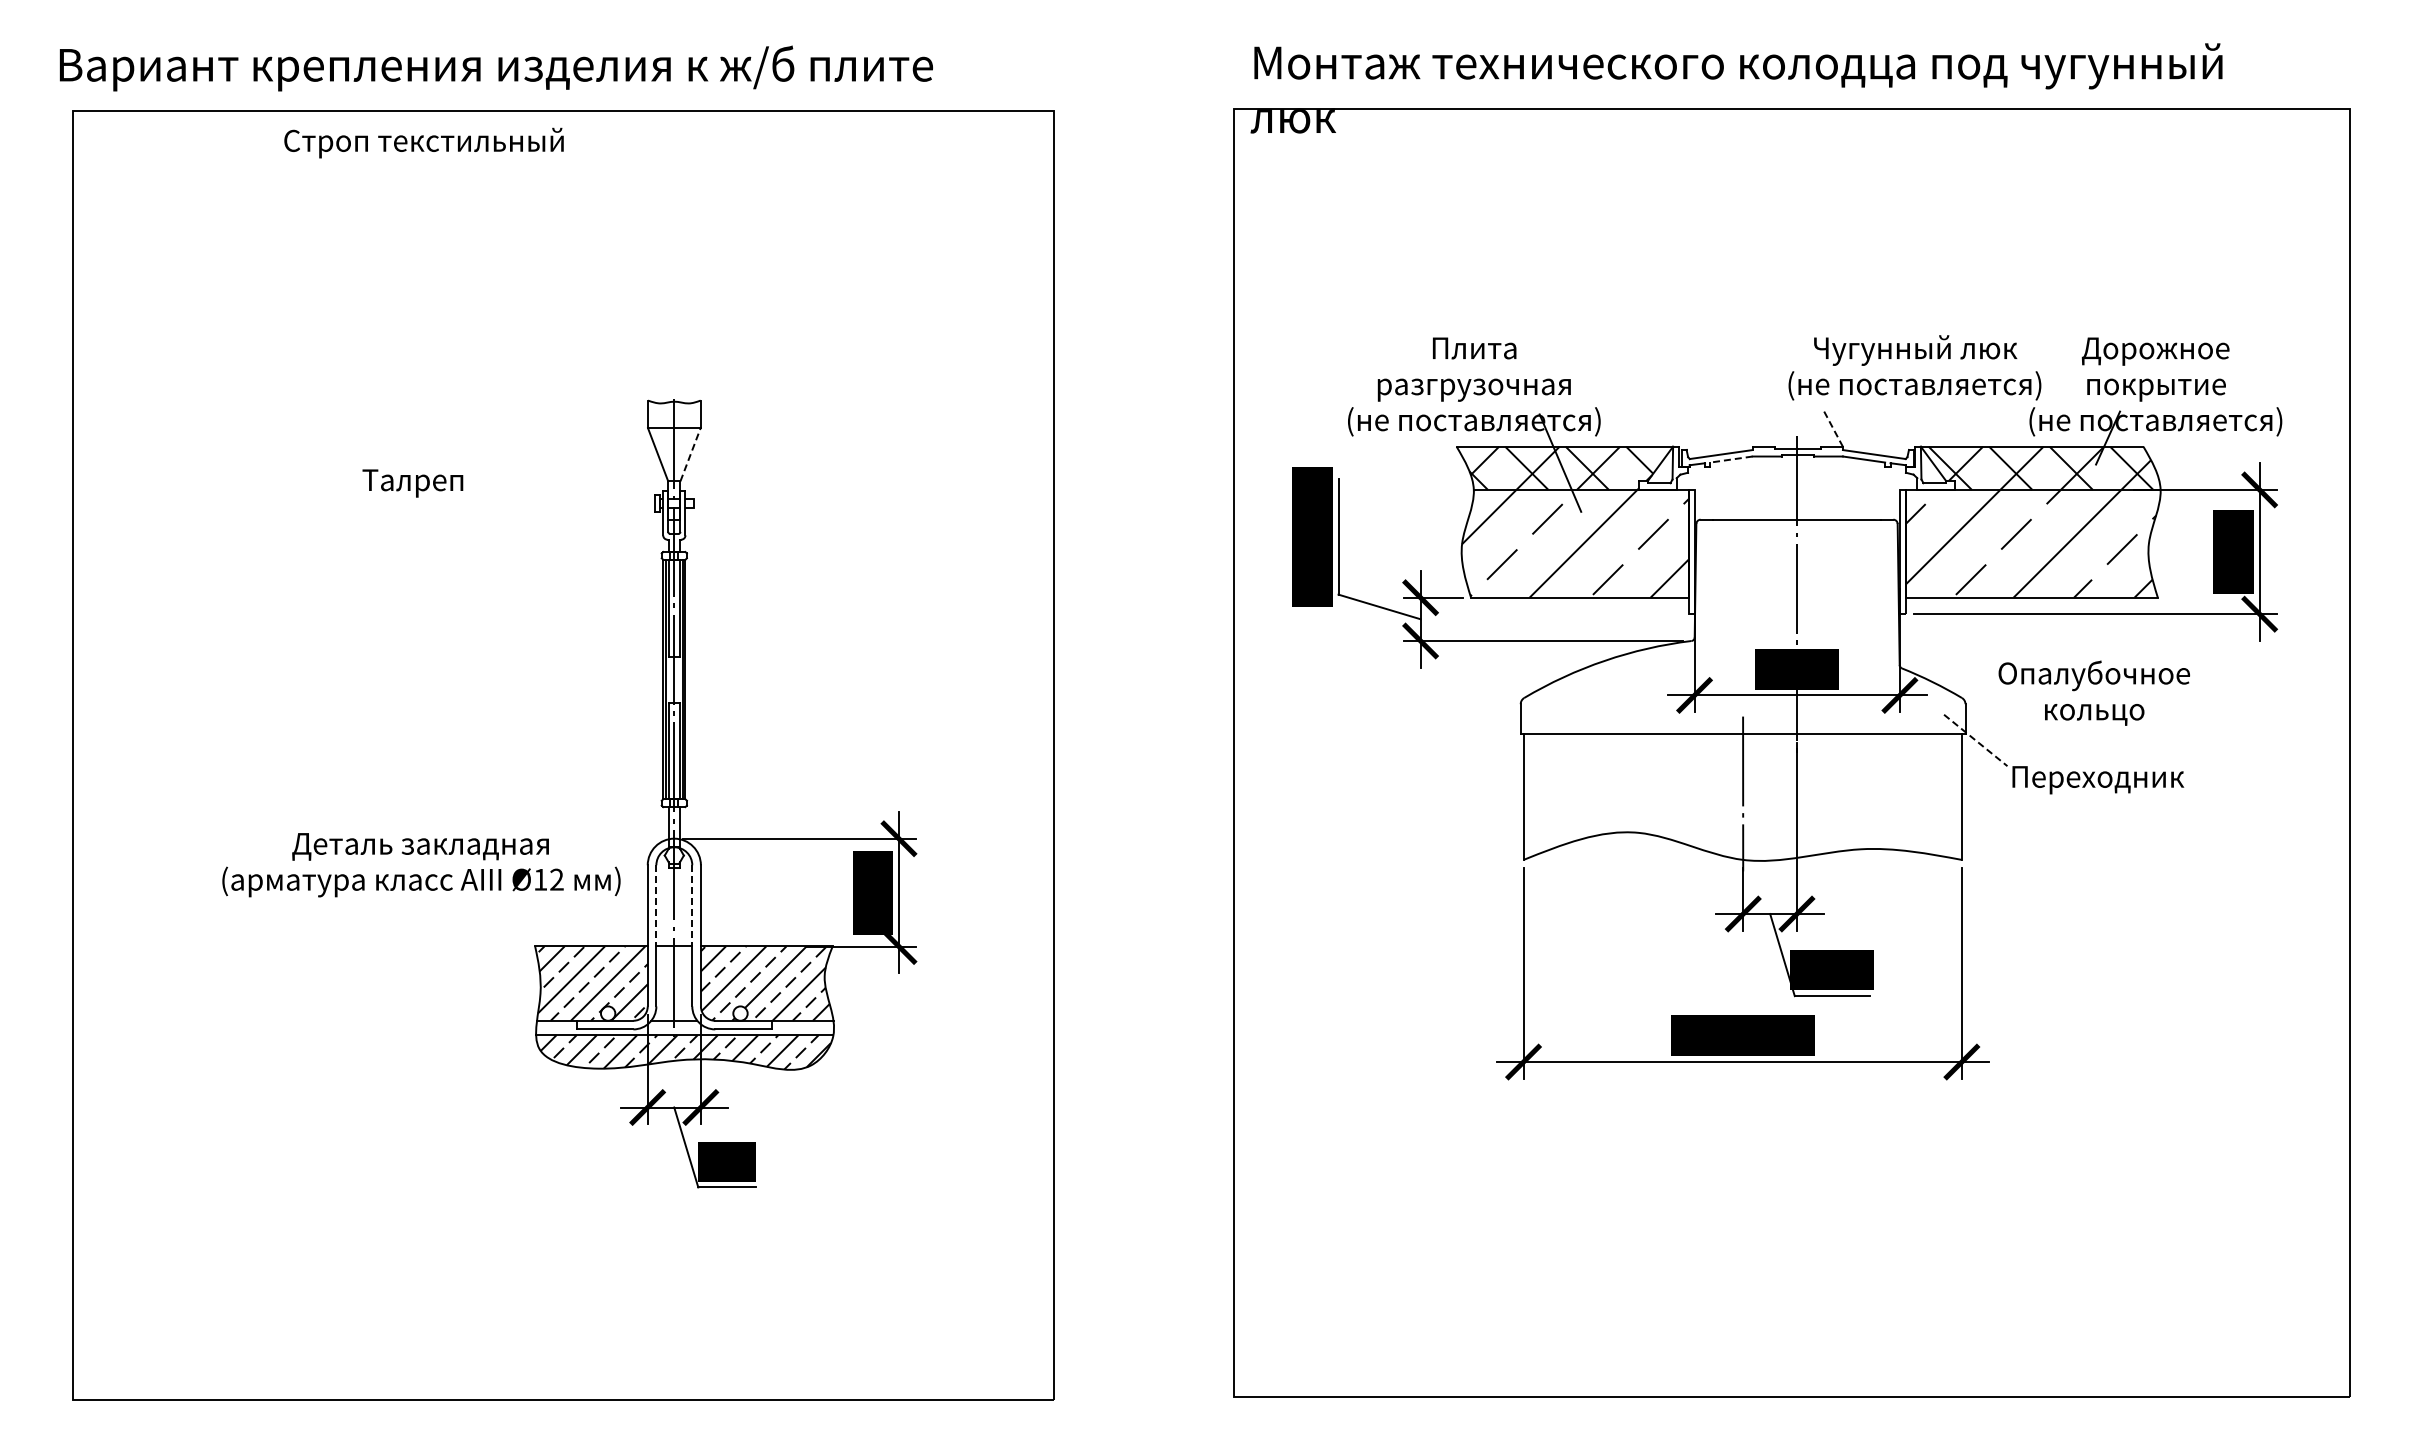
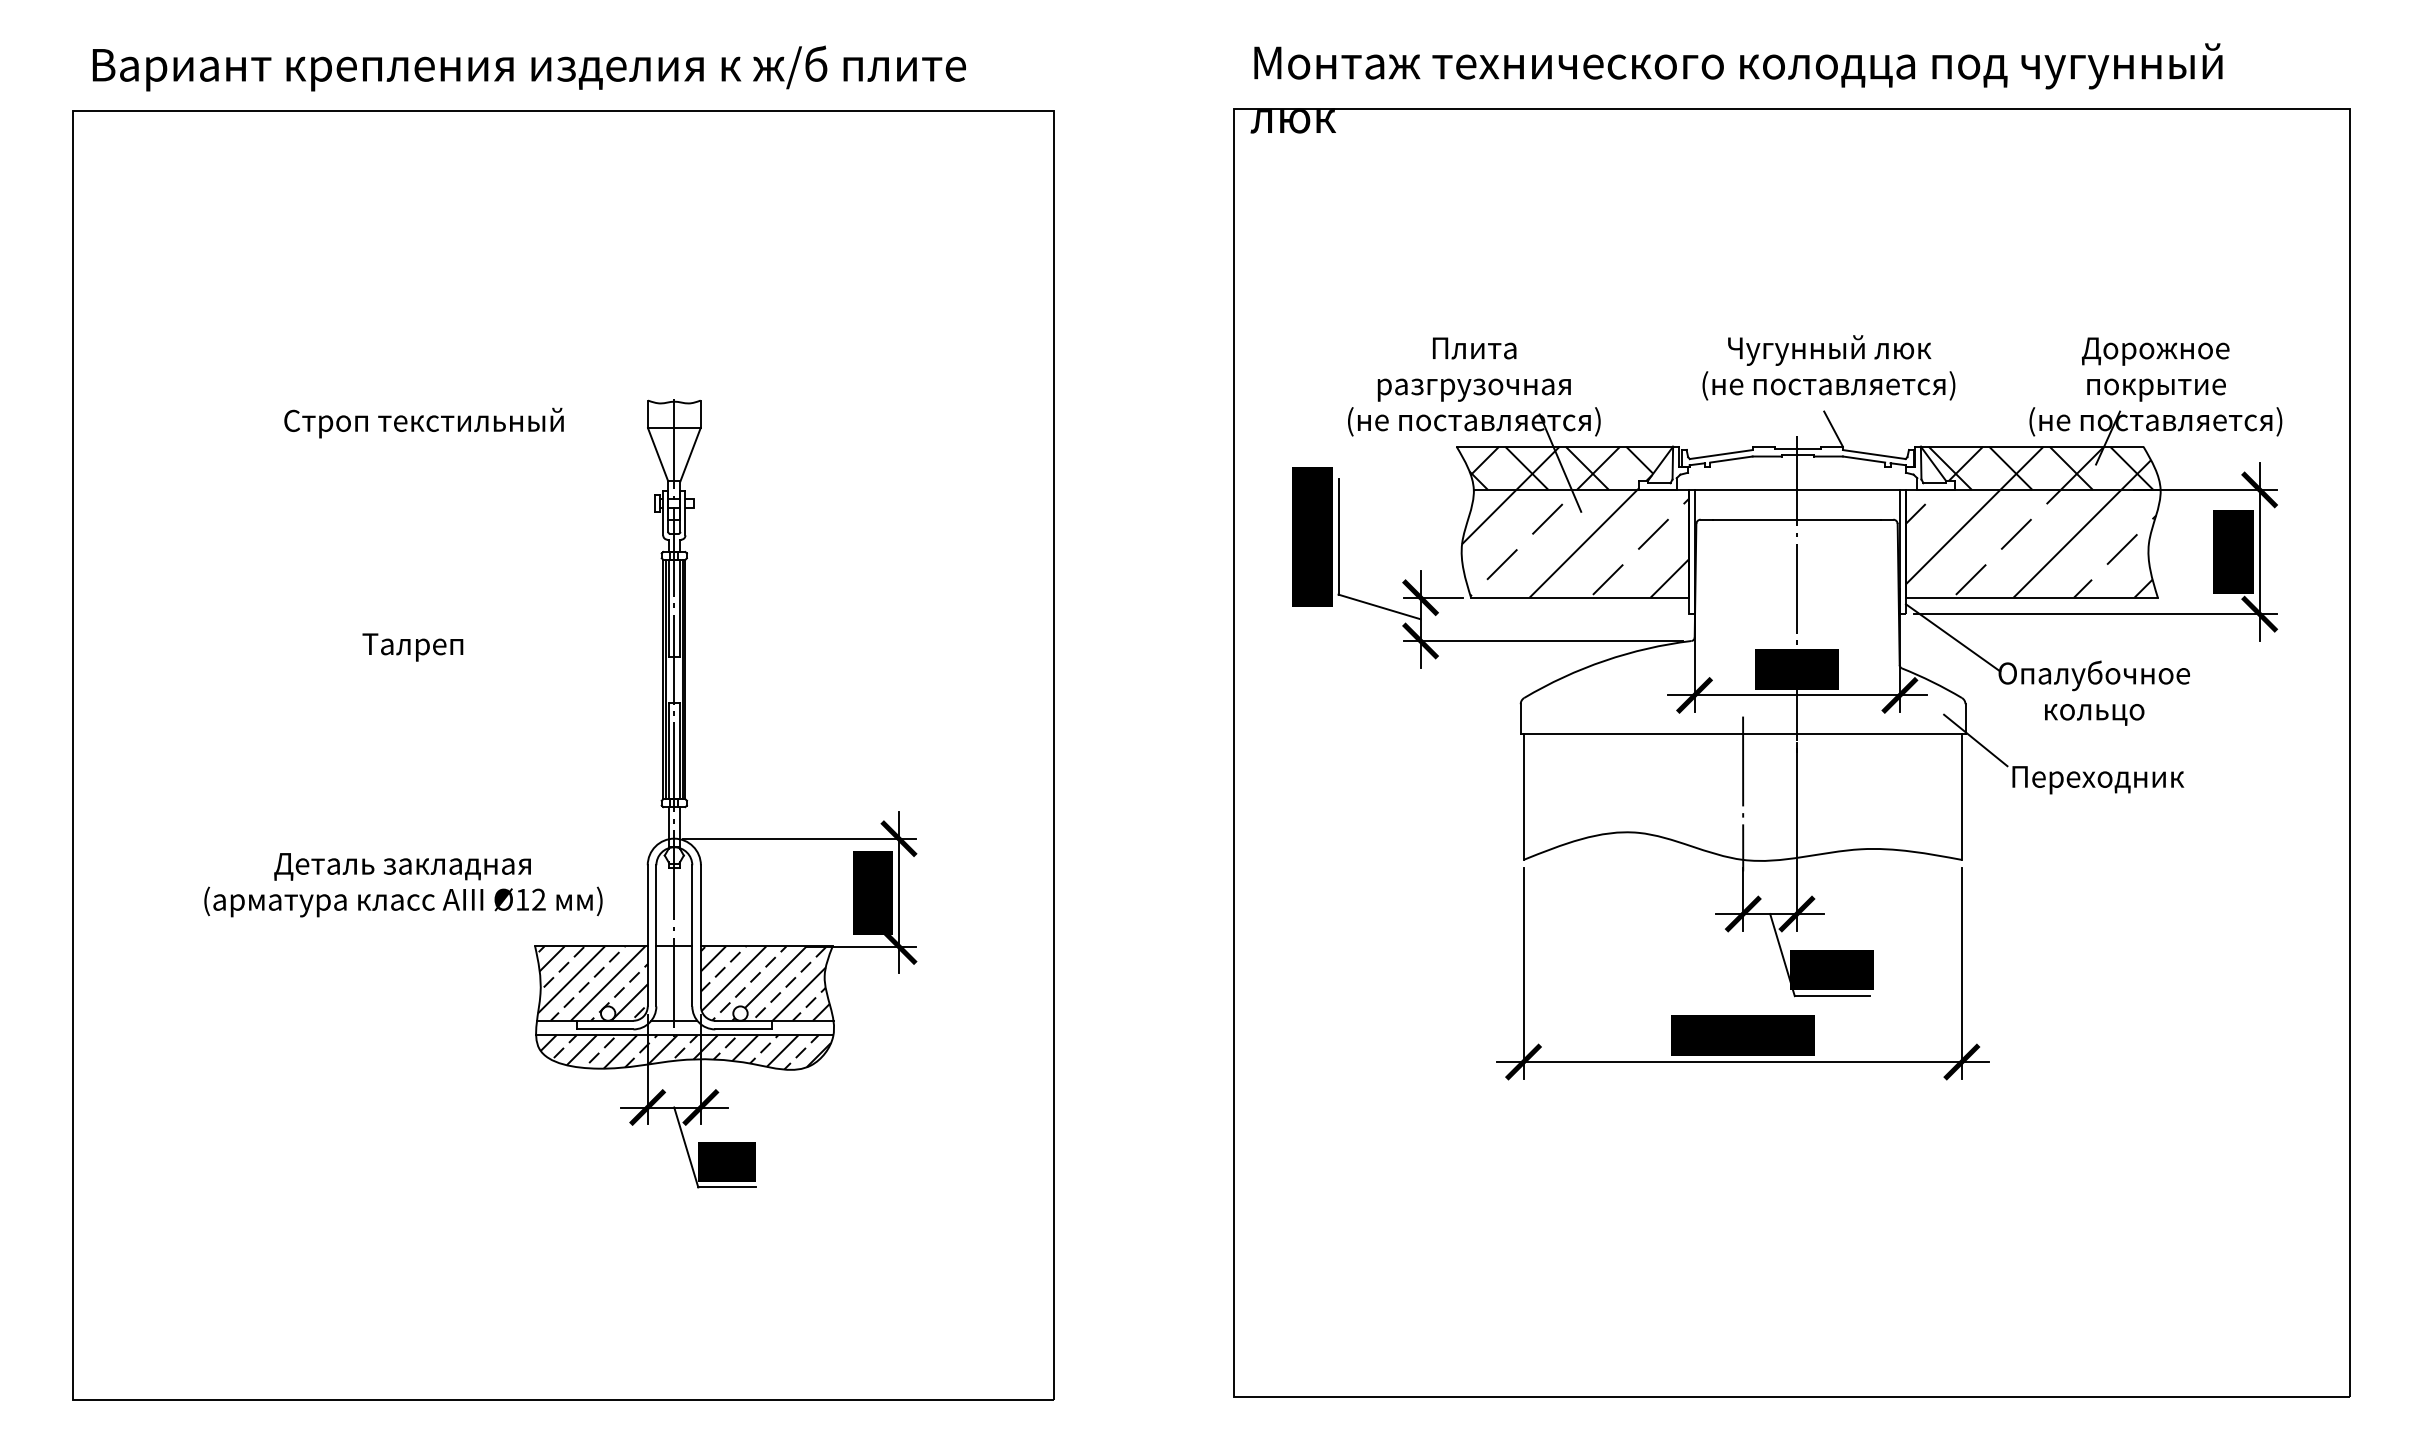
text position: (496, 68) -> (529, 68) (529, 68)
text position: (423, 142) -> (423, 422) (423, 422)
text position: (1914, 367) -> (1828, 367) (1828, 367)
line: dashed -> solid (1833, 429)
line: dashed -> solid (690, 454)
line: dashed -> solid (1731, 459)
text position: (412, 483) -> (412, 647) (412, 647)
line: none -> present (1796, 489)
line: none -> present (1952, 637)
line: dashed -> solid (1975, 740)
text position: (421, 865) -> (403, 885) (403, 885)
line: dashed -> solid (656, 905)
line: dashed -> solid (692, 905)
